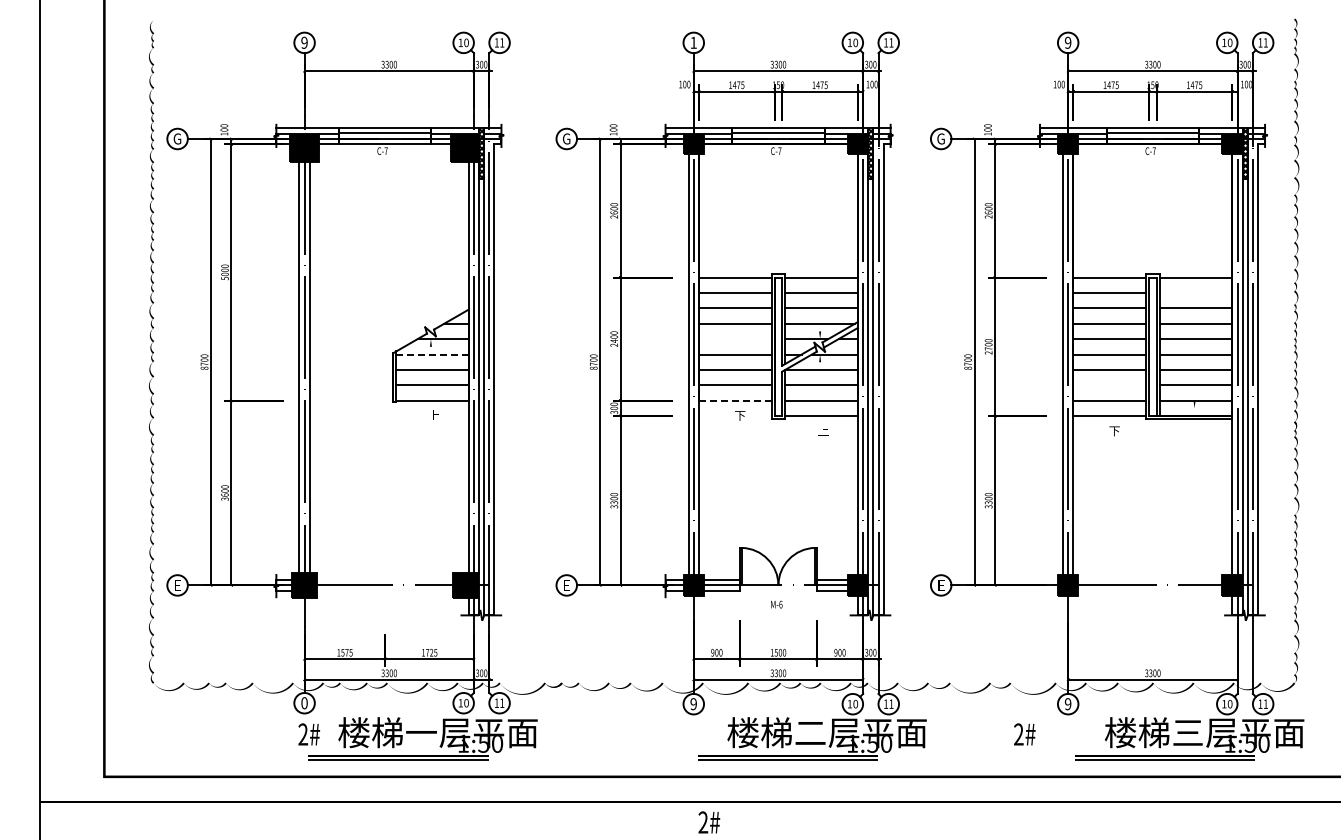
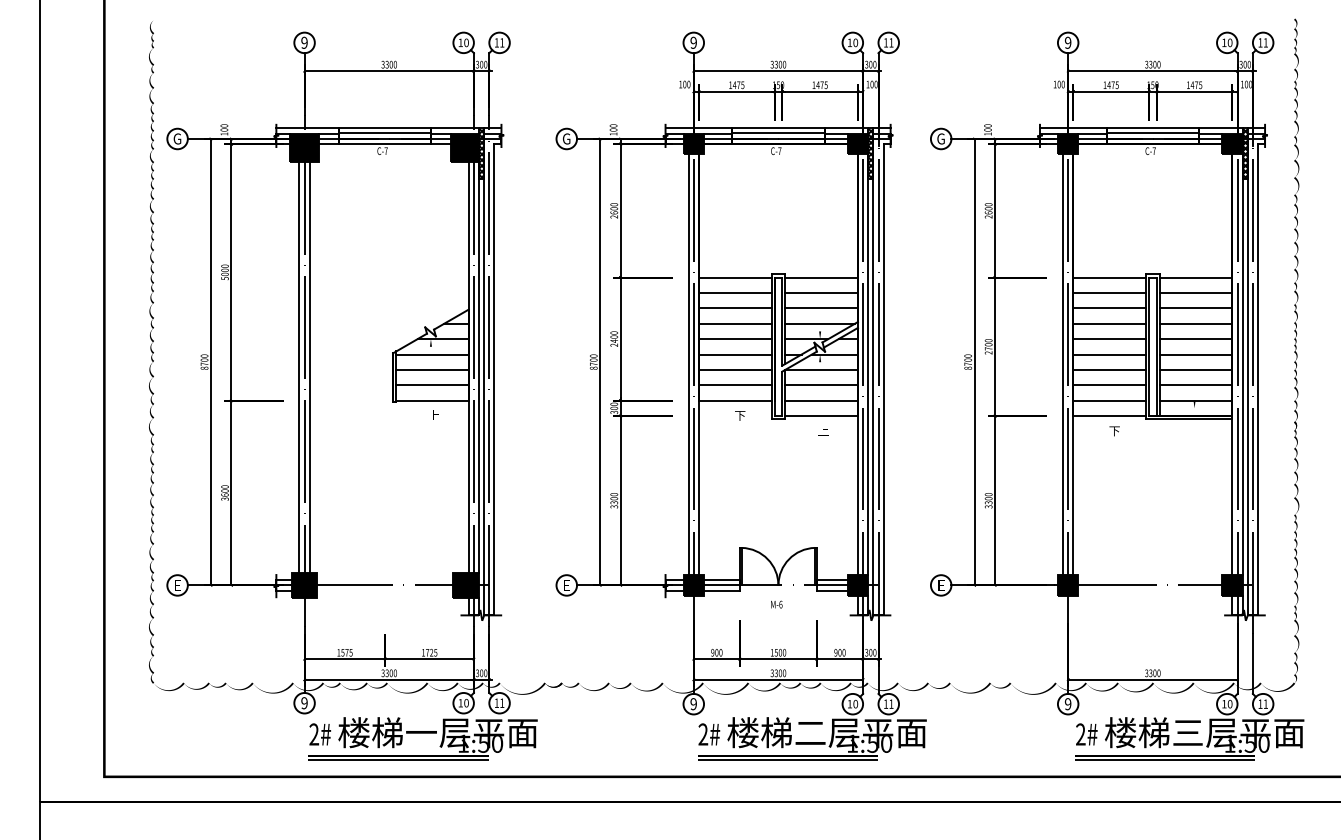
text: 1 -> 9 (693, 42)
line: none -> present (1195, 292)
line: none -> present (734, 339)
line: dashed -> solid (432, 354)
line: none -> present (1109, 385)
line: dashed -> solid (734, 400)
text: 0 -> 9 (304, 703)
text position: (308, 734) -> (319, 734) (319, 734)
text position: (1024, 734) -> (1086, 734) (1086, 734)
text position: (709, 822) -> (709, 734) (709, 734)
